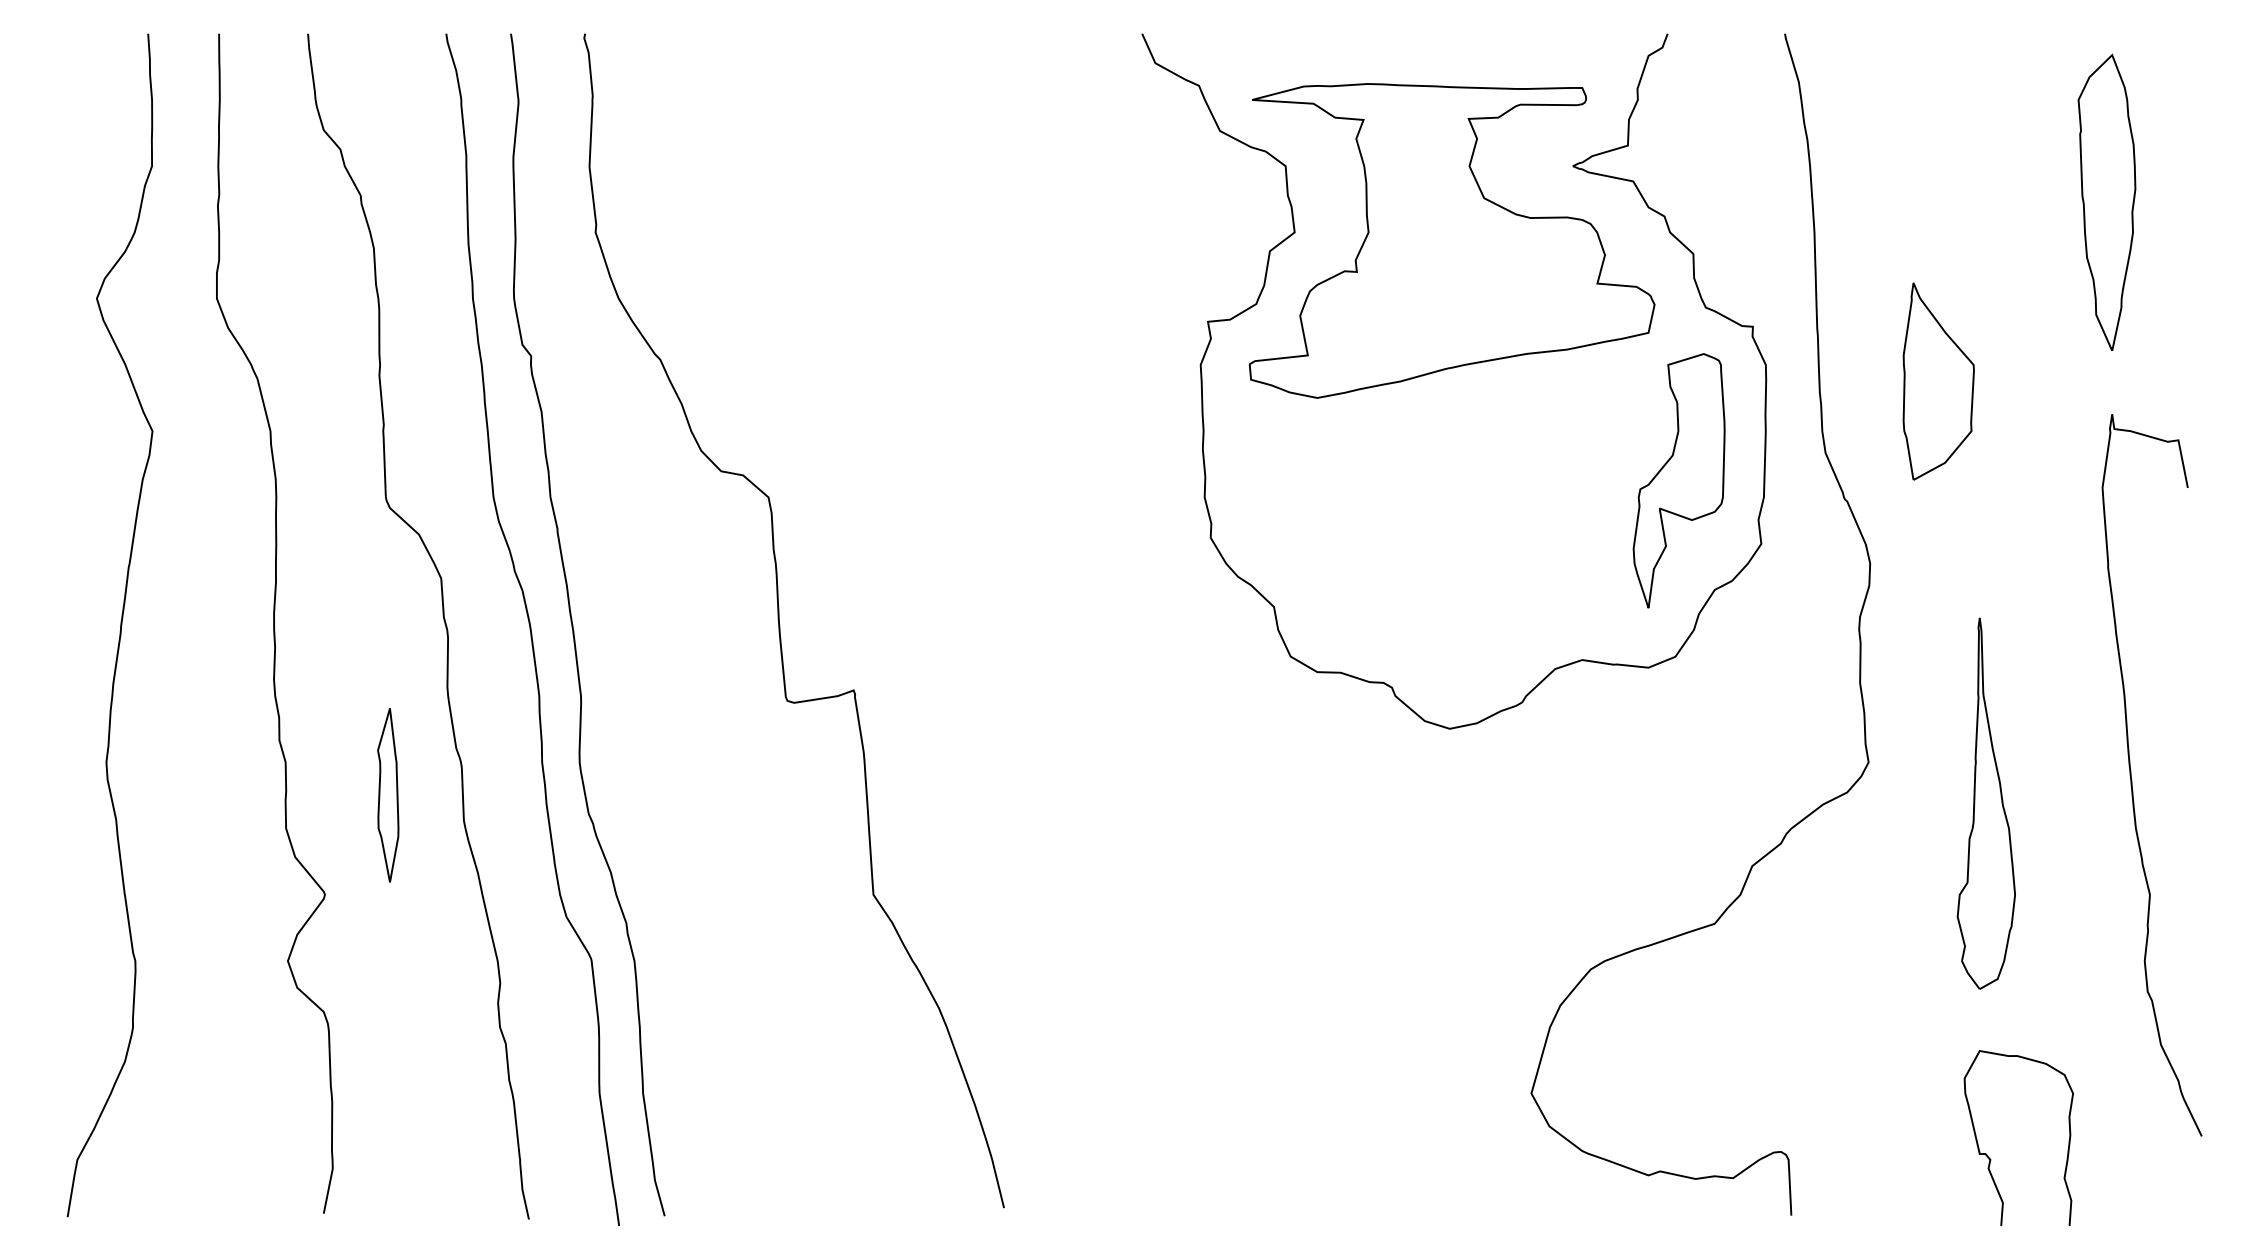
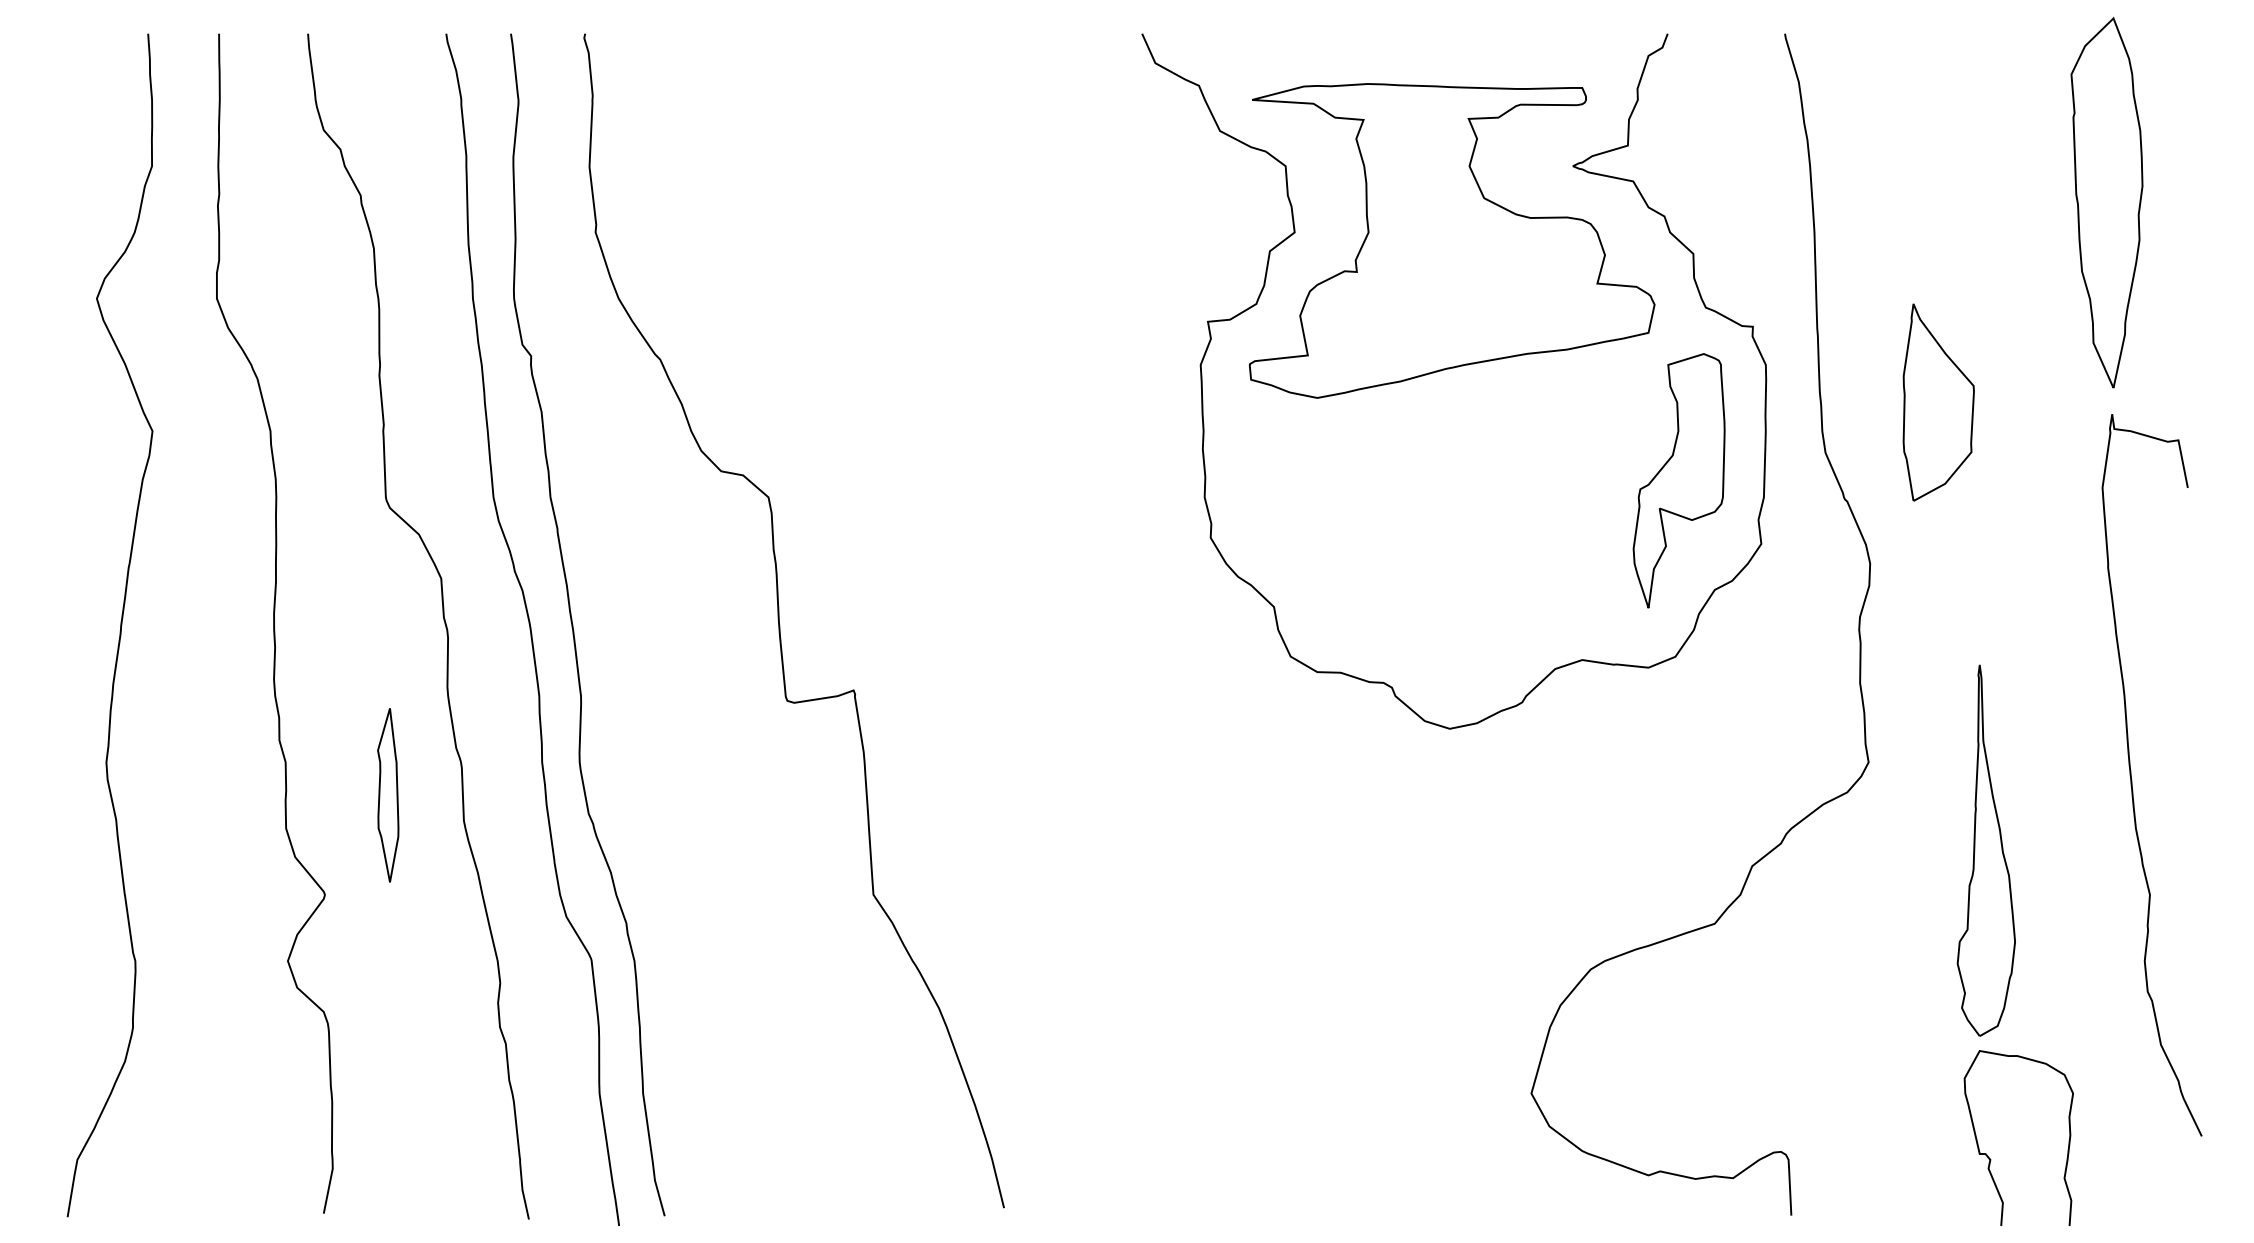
part size: 60x298 px -> 74x372 px (2106, 202)
part position: (1938, 381) -> (1938, 402) (1938, 402)
part position: (1985, 803) -> (1985, 850) (1985, 850)
